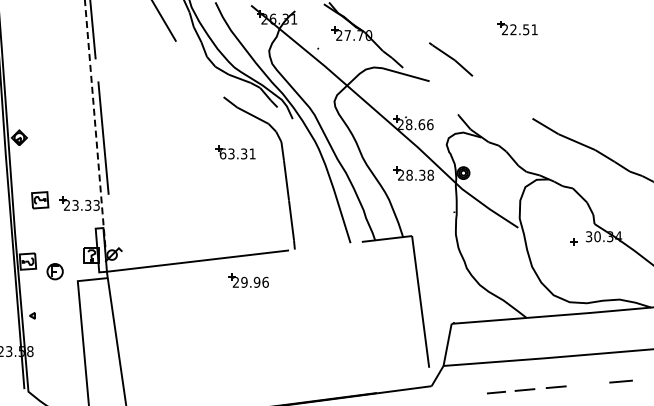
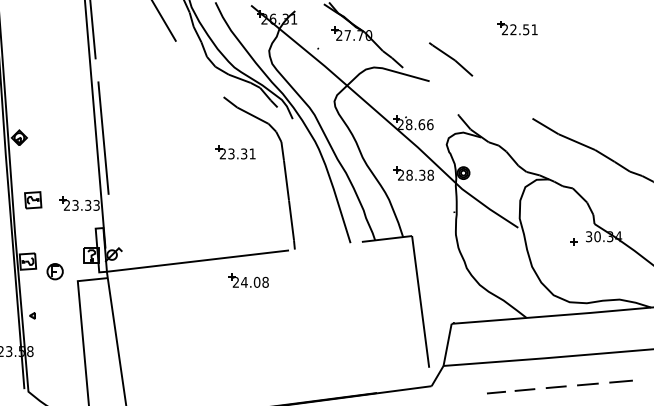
line: dashed -> solid (95, 125)
text: 63.31 -> 23.31 (222, 153)
part position: (40, 200) -> (33, 200) (33, 200)
text: 29.96 -> 24.08 (254, 281)
line: none -> present (587, 384)
